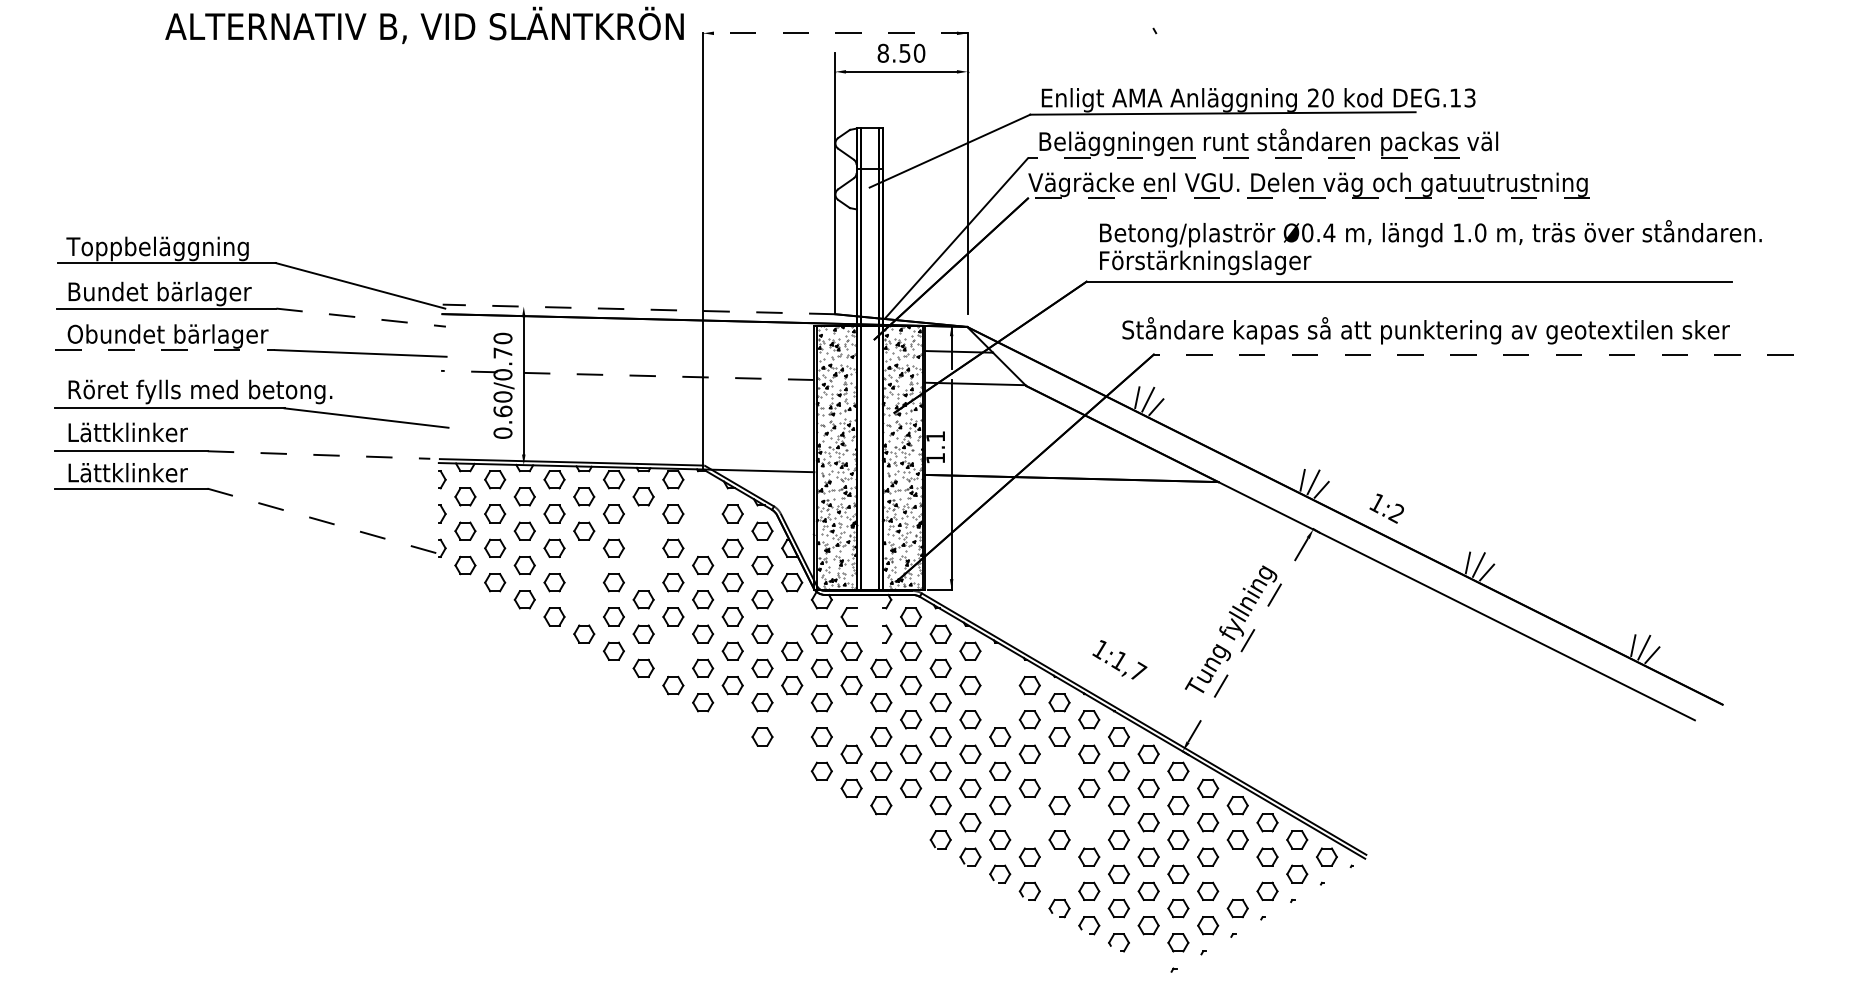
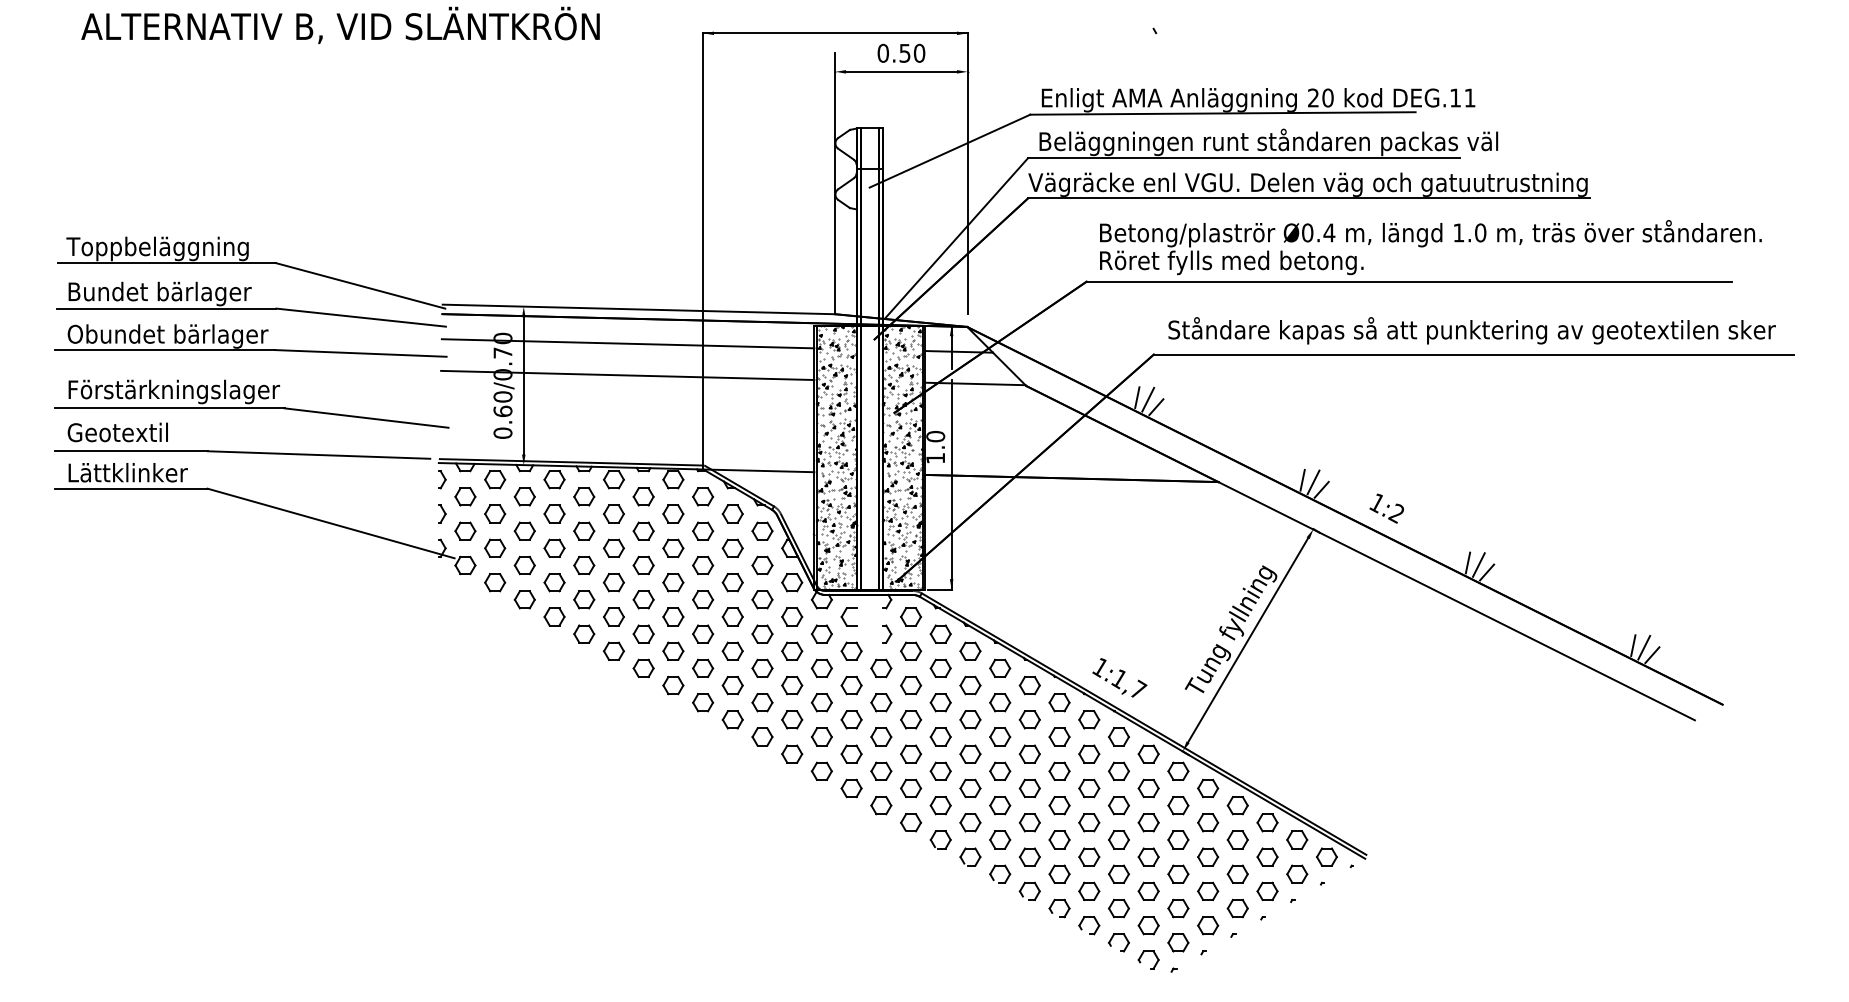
text position: (424, 24) -> (340, 24) (340, 24)
line: dashed -> solid (834, 33)
text: 8.50 -> 0.50 (882, 53)
text: DEG.13 -> DEG.11 (1469, 97)
line: dashed -> solid (1243, 158)
line: dashed -> solid (1308, 198)
text: Förstärkningslager -> Röret fylls med betong. (1232, 262)
line: dashed -> solid (638, 309)
line: dashed -> solid (361, 317)
text position: (1425, 330) -> (1471, 330) (1471, 330)
line: none -> present (627, 343)
line: dashed -> solid (165, 350)
line: dashed -> solid (1473, 354)
line: dashed -> solid (627, 375)
text: Röret fylls med betong. -> Förstärkningslager (201, 391)
text: Lättklinker -> Geotextil (127, 432)
text: 1.1 -> 1.0 (935, 436)
line: dashed -> solid (319, 455)
part: none -> present (703, 496)
line: dashed -> solid (331, 523)
part: none -> present (643, 530)
part: none -> present (703, 530)
part: none -> present (584, 565)
part: none -> present (643, 565)
part: none -> present (584, 599)
part: none -> present (792, 616)
line: dashed -> solid (1247, 640)
part: none -> present (673, 650)
text position: (1119, 659) -> (1119, 677) (1119, 677)
part: none -> present (1000, 667)
part: none -> present (1000, 702)
part: none -> present (732, 719)
part: none -> present (792, 719)
part: none -> present (851, 719)
part: none -> present (792, 753)
part: none -> present (1059, 770)
part: none -> present (910, 822)
part: none -> present (1029, 822)
part: none -> present (1089, 822)
part: none -> present (1059, 873)
part: none -> present (1237, 873)
part: none -> present (1143, 954)
